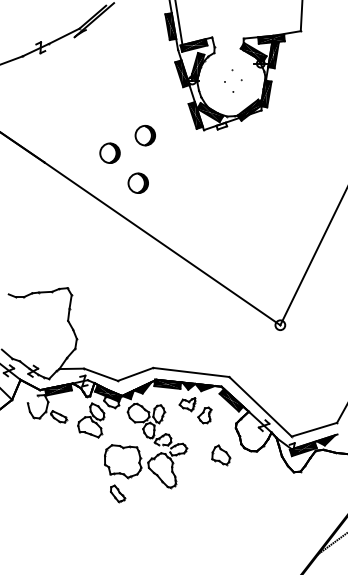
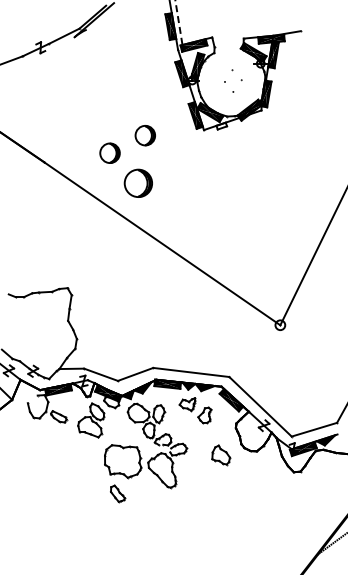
line: present -> none (301, 16)
line: solid -> dashed (178, 22)
part size: 22x22 px -> 30x30 px (137, 182)
